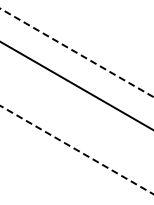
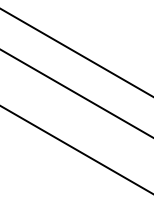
line: dashed -> solid (77, 53)
line position: (76, 85) -> (76, 93) (76, 93)
line: dashed -> solid (77, 150)
